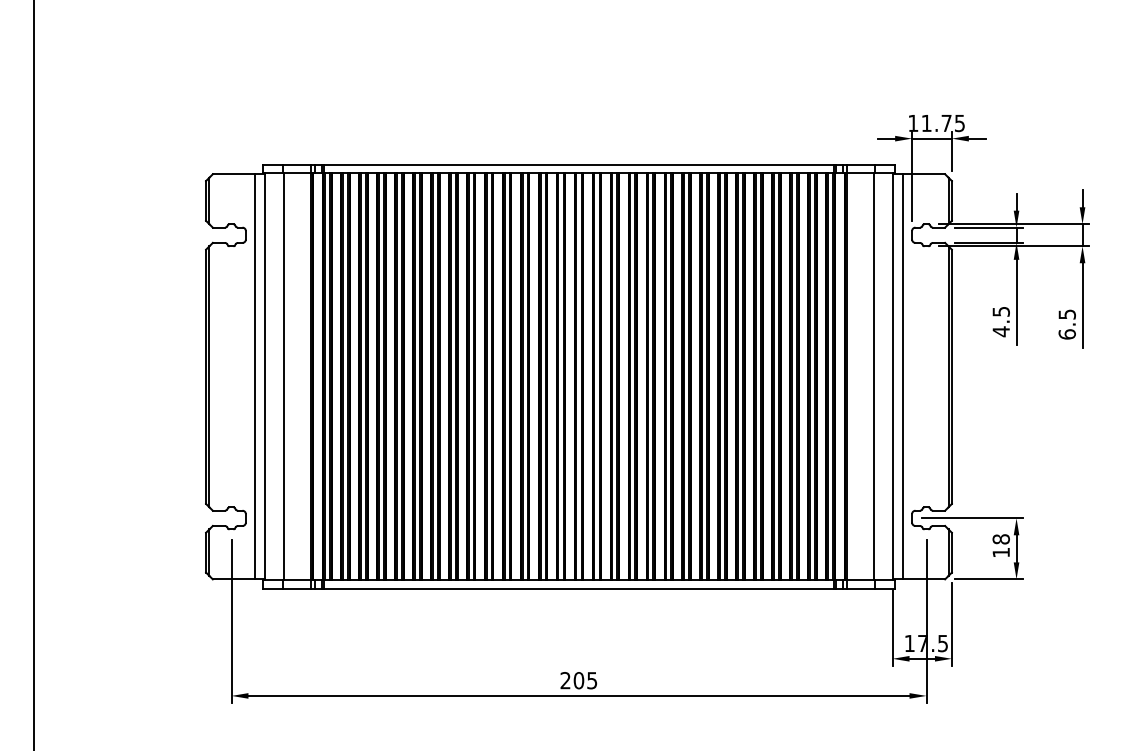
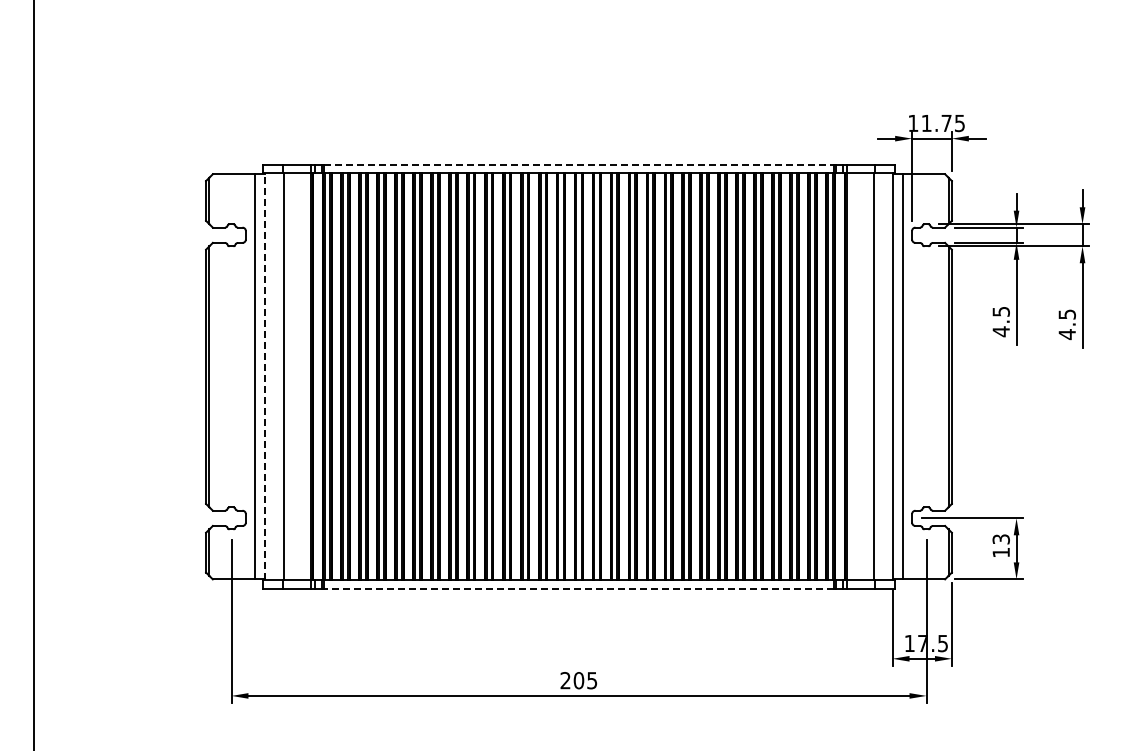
line: solid -> dashed (579, 164)
text: 6.5 -> 4.5 (1066, 334)
line: solid -> dashed (265, 376)
text: 18 -> 13 (1000, 539)
line: solid -> dashed (578, 588)
